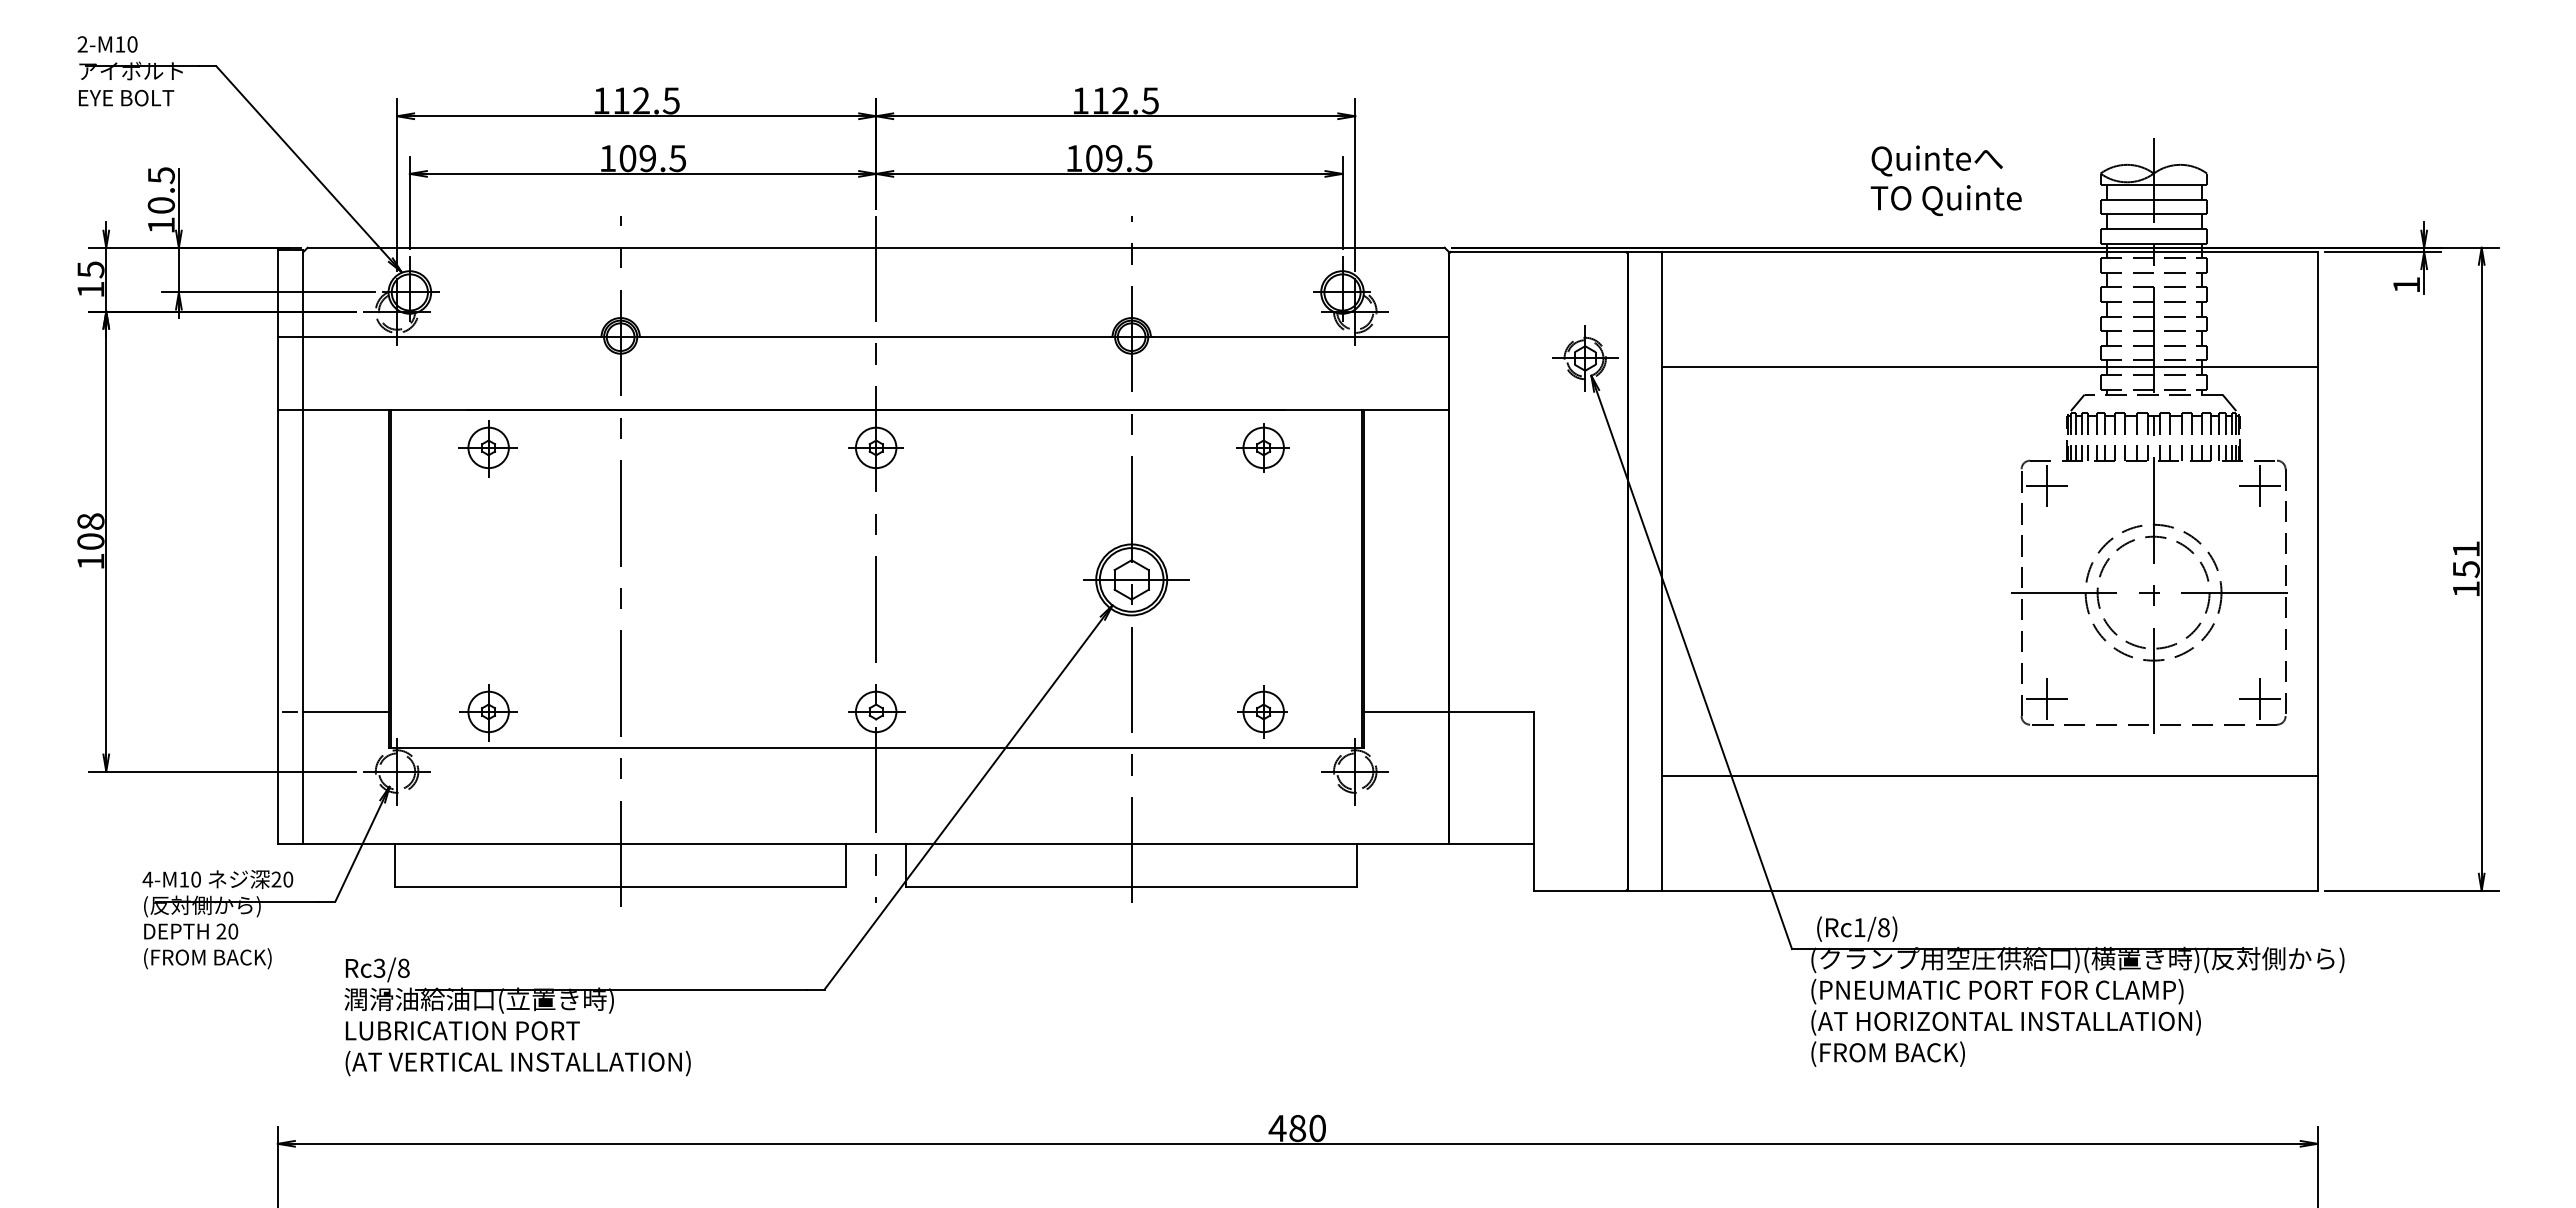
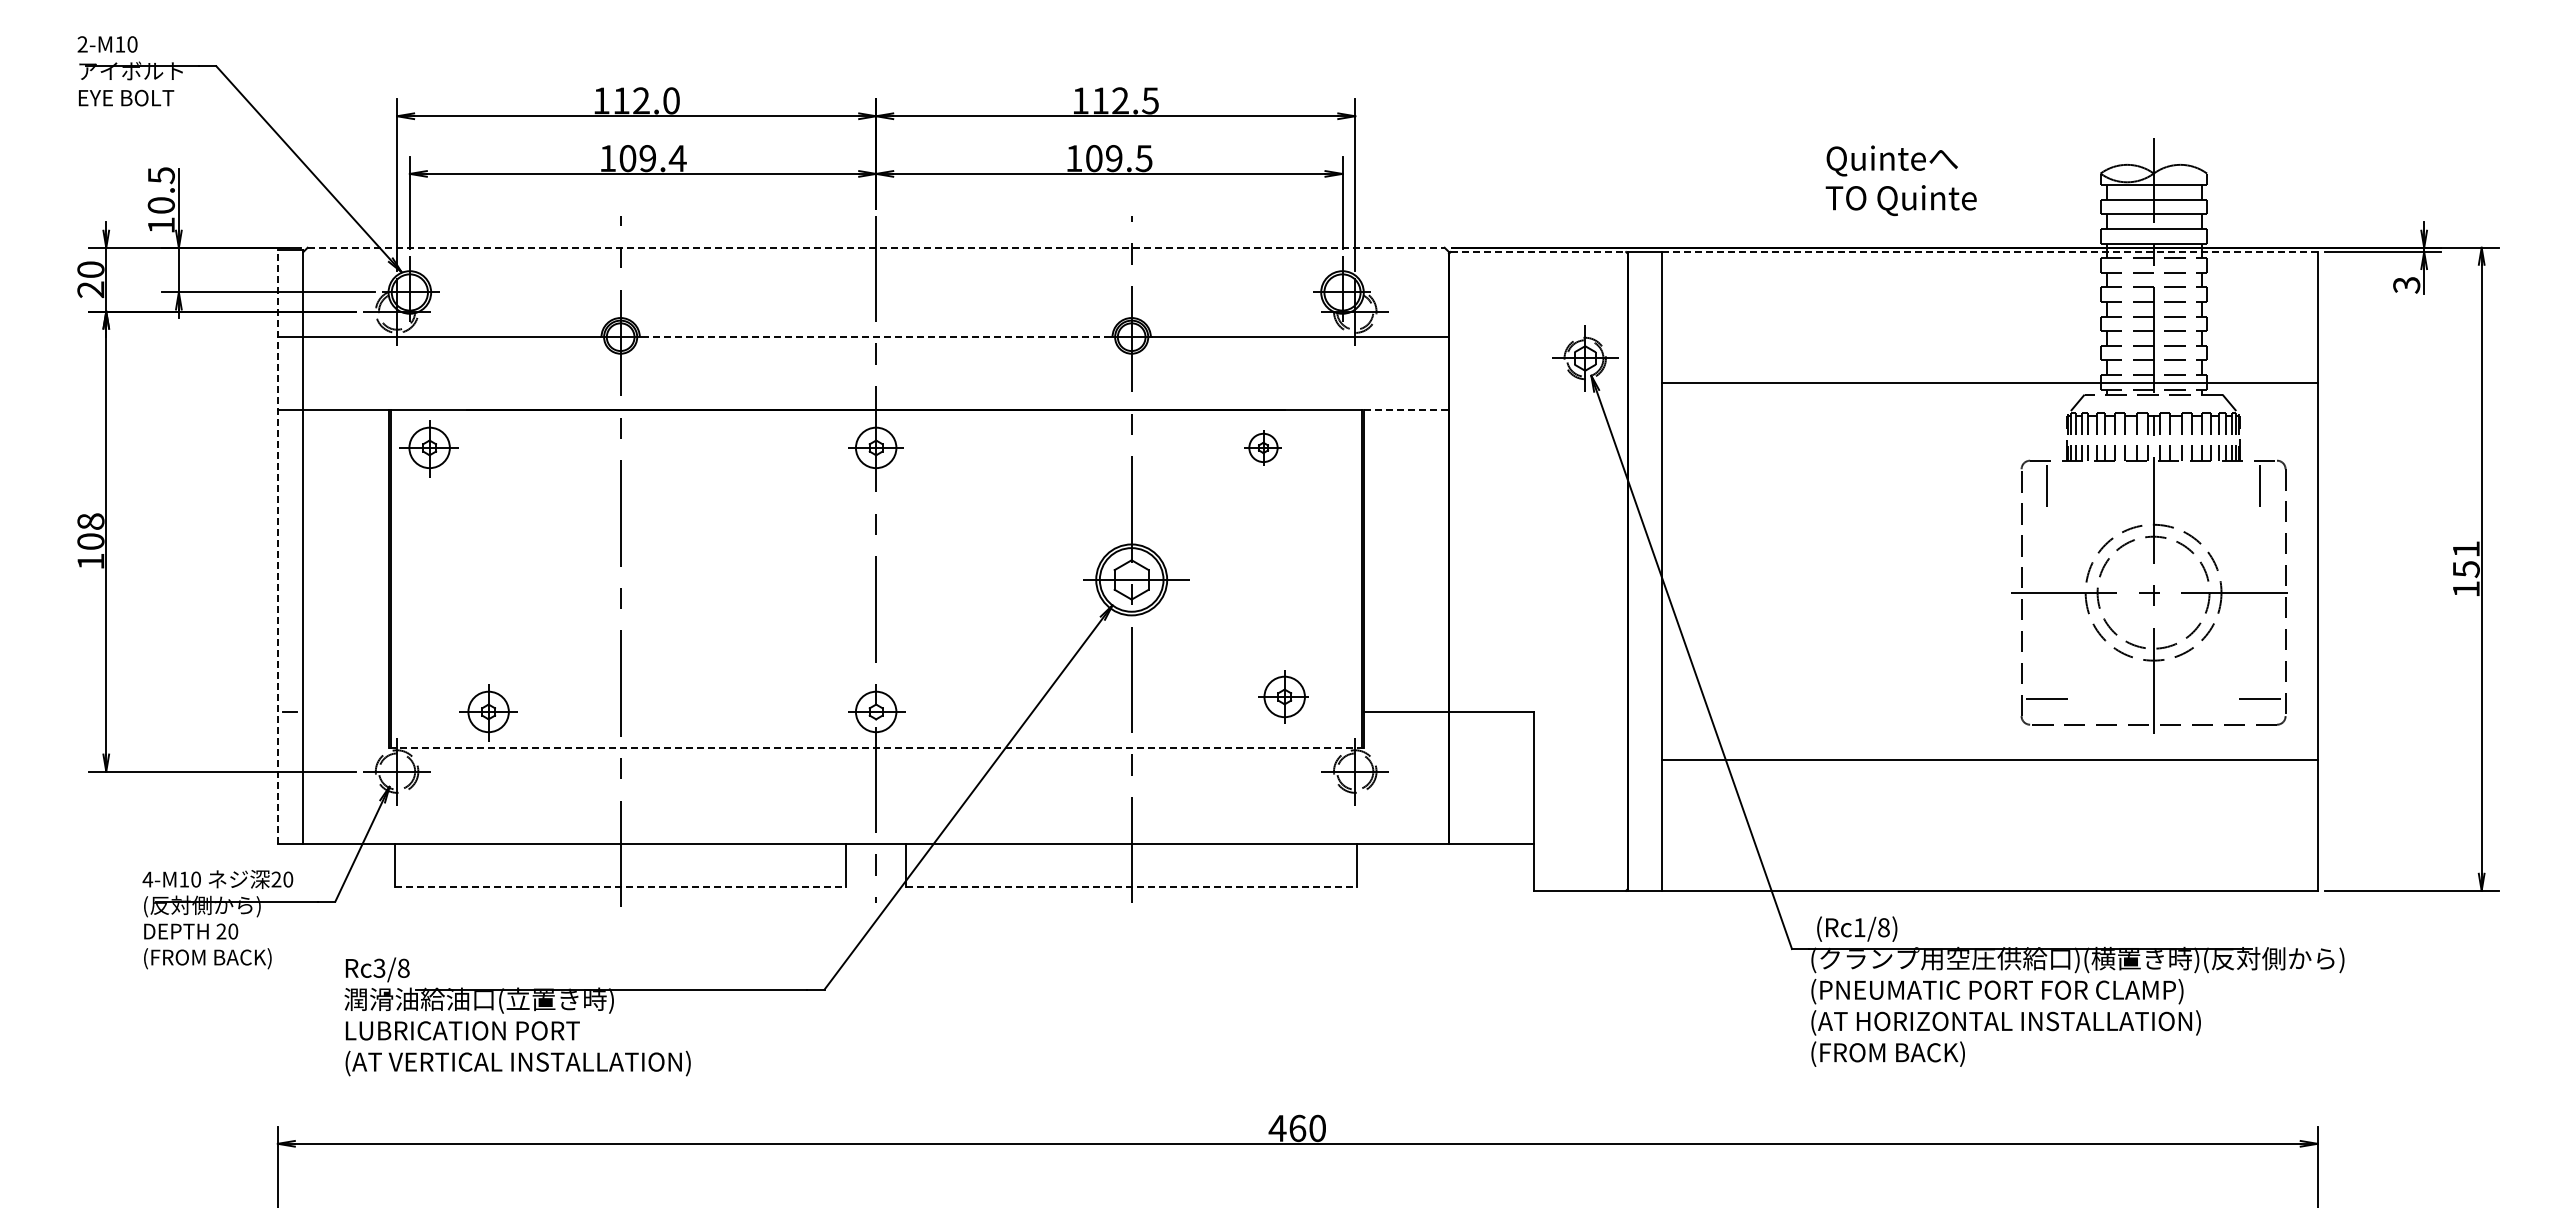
text: 112.5 -> 112.0 (670, 100)
text: 109.5 -> 109.4 (677, 158)
text position: (1945, 180) -> (1900, 180) (1900, 180)
line: solid -> dashed (876, 247)
line: solid -> dashed (1538, 252)
line: solid -> dashed (1989, 252)
text: 15 -> 20 (90, 279)
text: 1 -> 3 (2406, 285)
line: solid -> dashed (875, 337)
line position: (1989, 367) -> (1989, 383) (1989, 383)
line: solid -> dashed (1406, 409)
part size: 54x50 px -> 38x36 px (1262, 447)
part position: (487, 448) -> (428, 448) (428, 448)
line: present -> none (2047, 486)
line: present -> none (2259, 486)
line: solid -> dashed (277, 546)
line: present -> none (2047, 699)
line: present -> none (2260, 699)
line: present -> none (345, 711)
part position: (1262, 711) -> (1283, 696) (1283, 696)
line: solid -> dashed (876, 748)
line position: (1989, 775) -> (1989, 759) (1989, 759)
line: solid -> dashed (620, 886)
line: solid -> dashed (1131, 886)
text: 480 -> 460 (1297, 1127)
